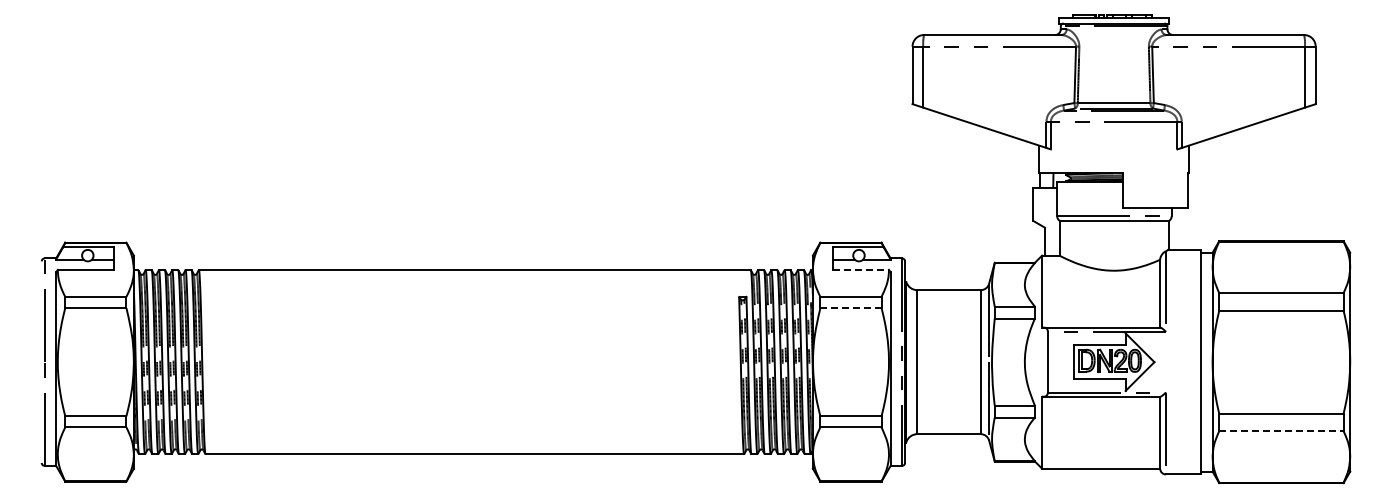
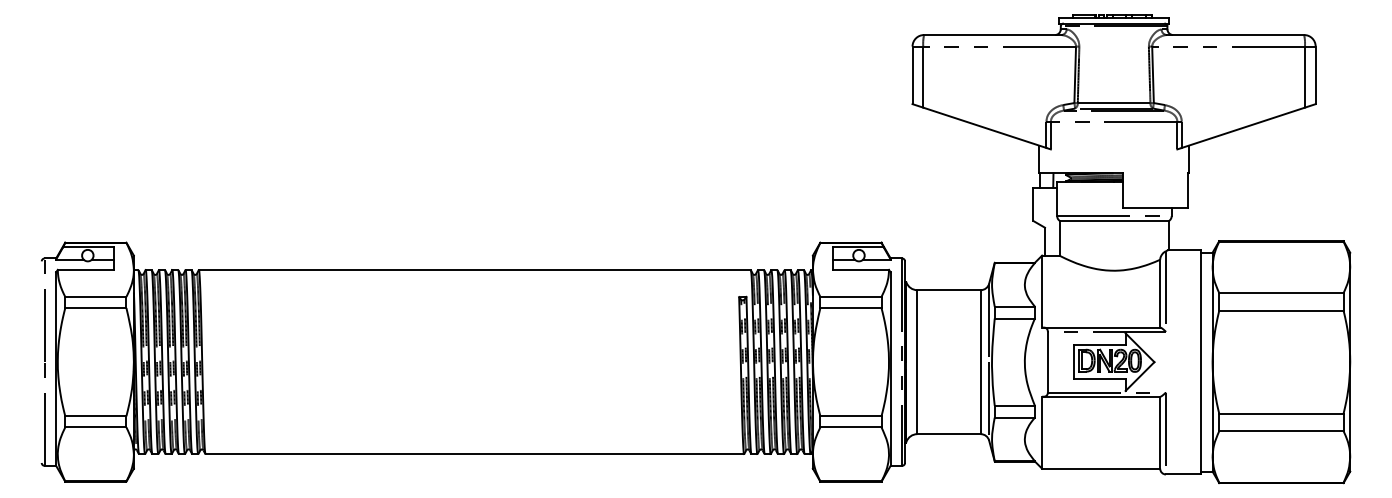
line: dashed -> solid (861, 269)
line: dashed -> solid (850, 308)
line: dashed -> solid (1281, 431)
